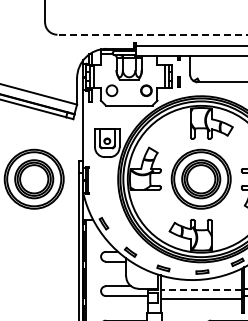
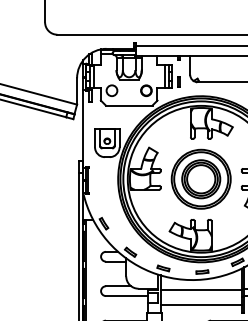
line: dashed -> solid (152, 34)
part: present -> none (33, 178)
line: dashed -> solid (201, 289)
line position: (200, 298) -> (200, 304) (200, 304)
